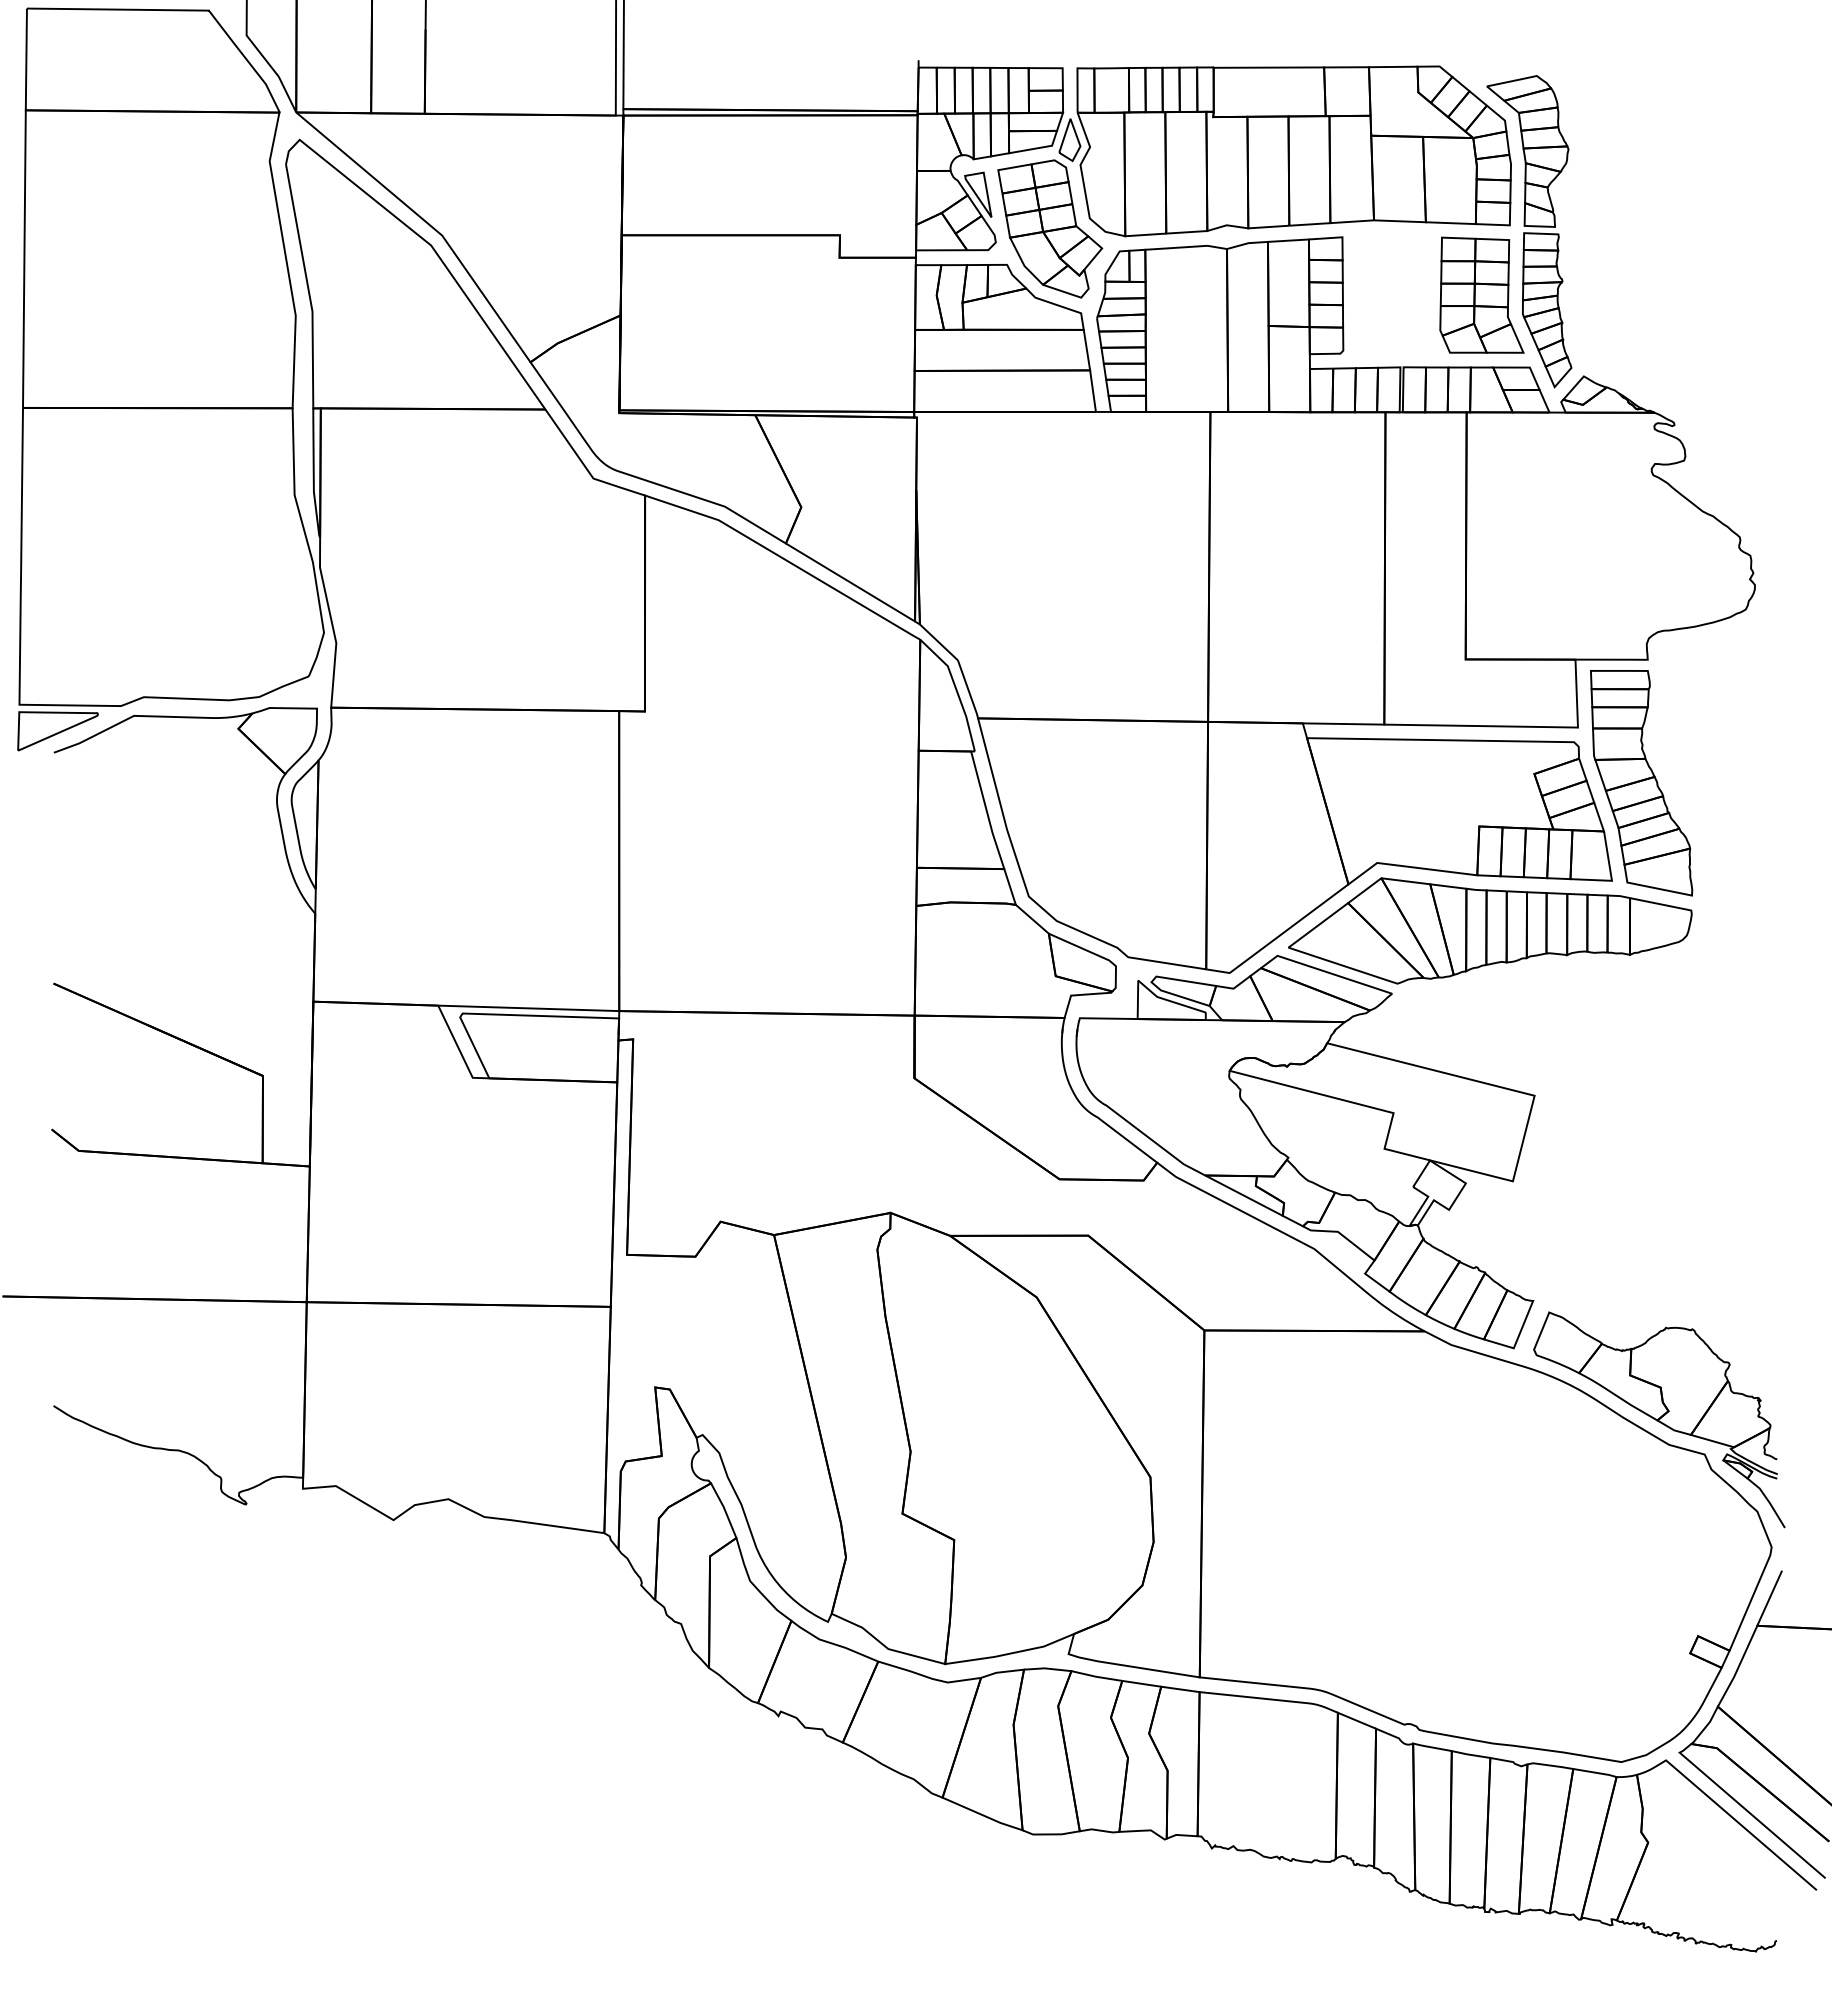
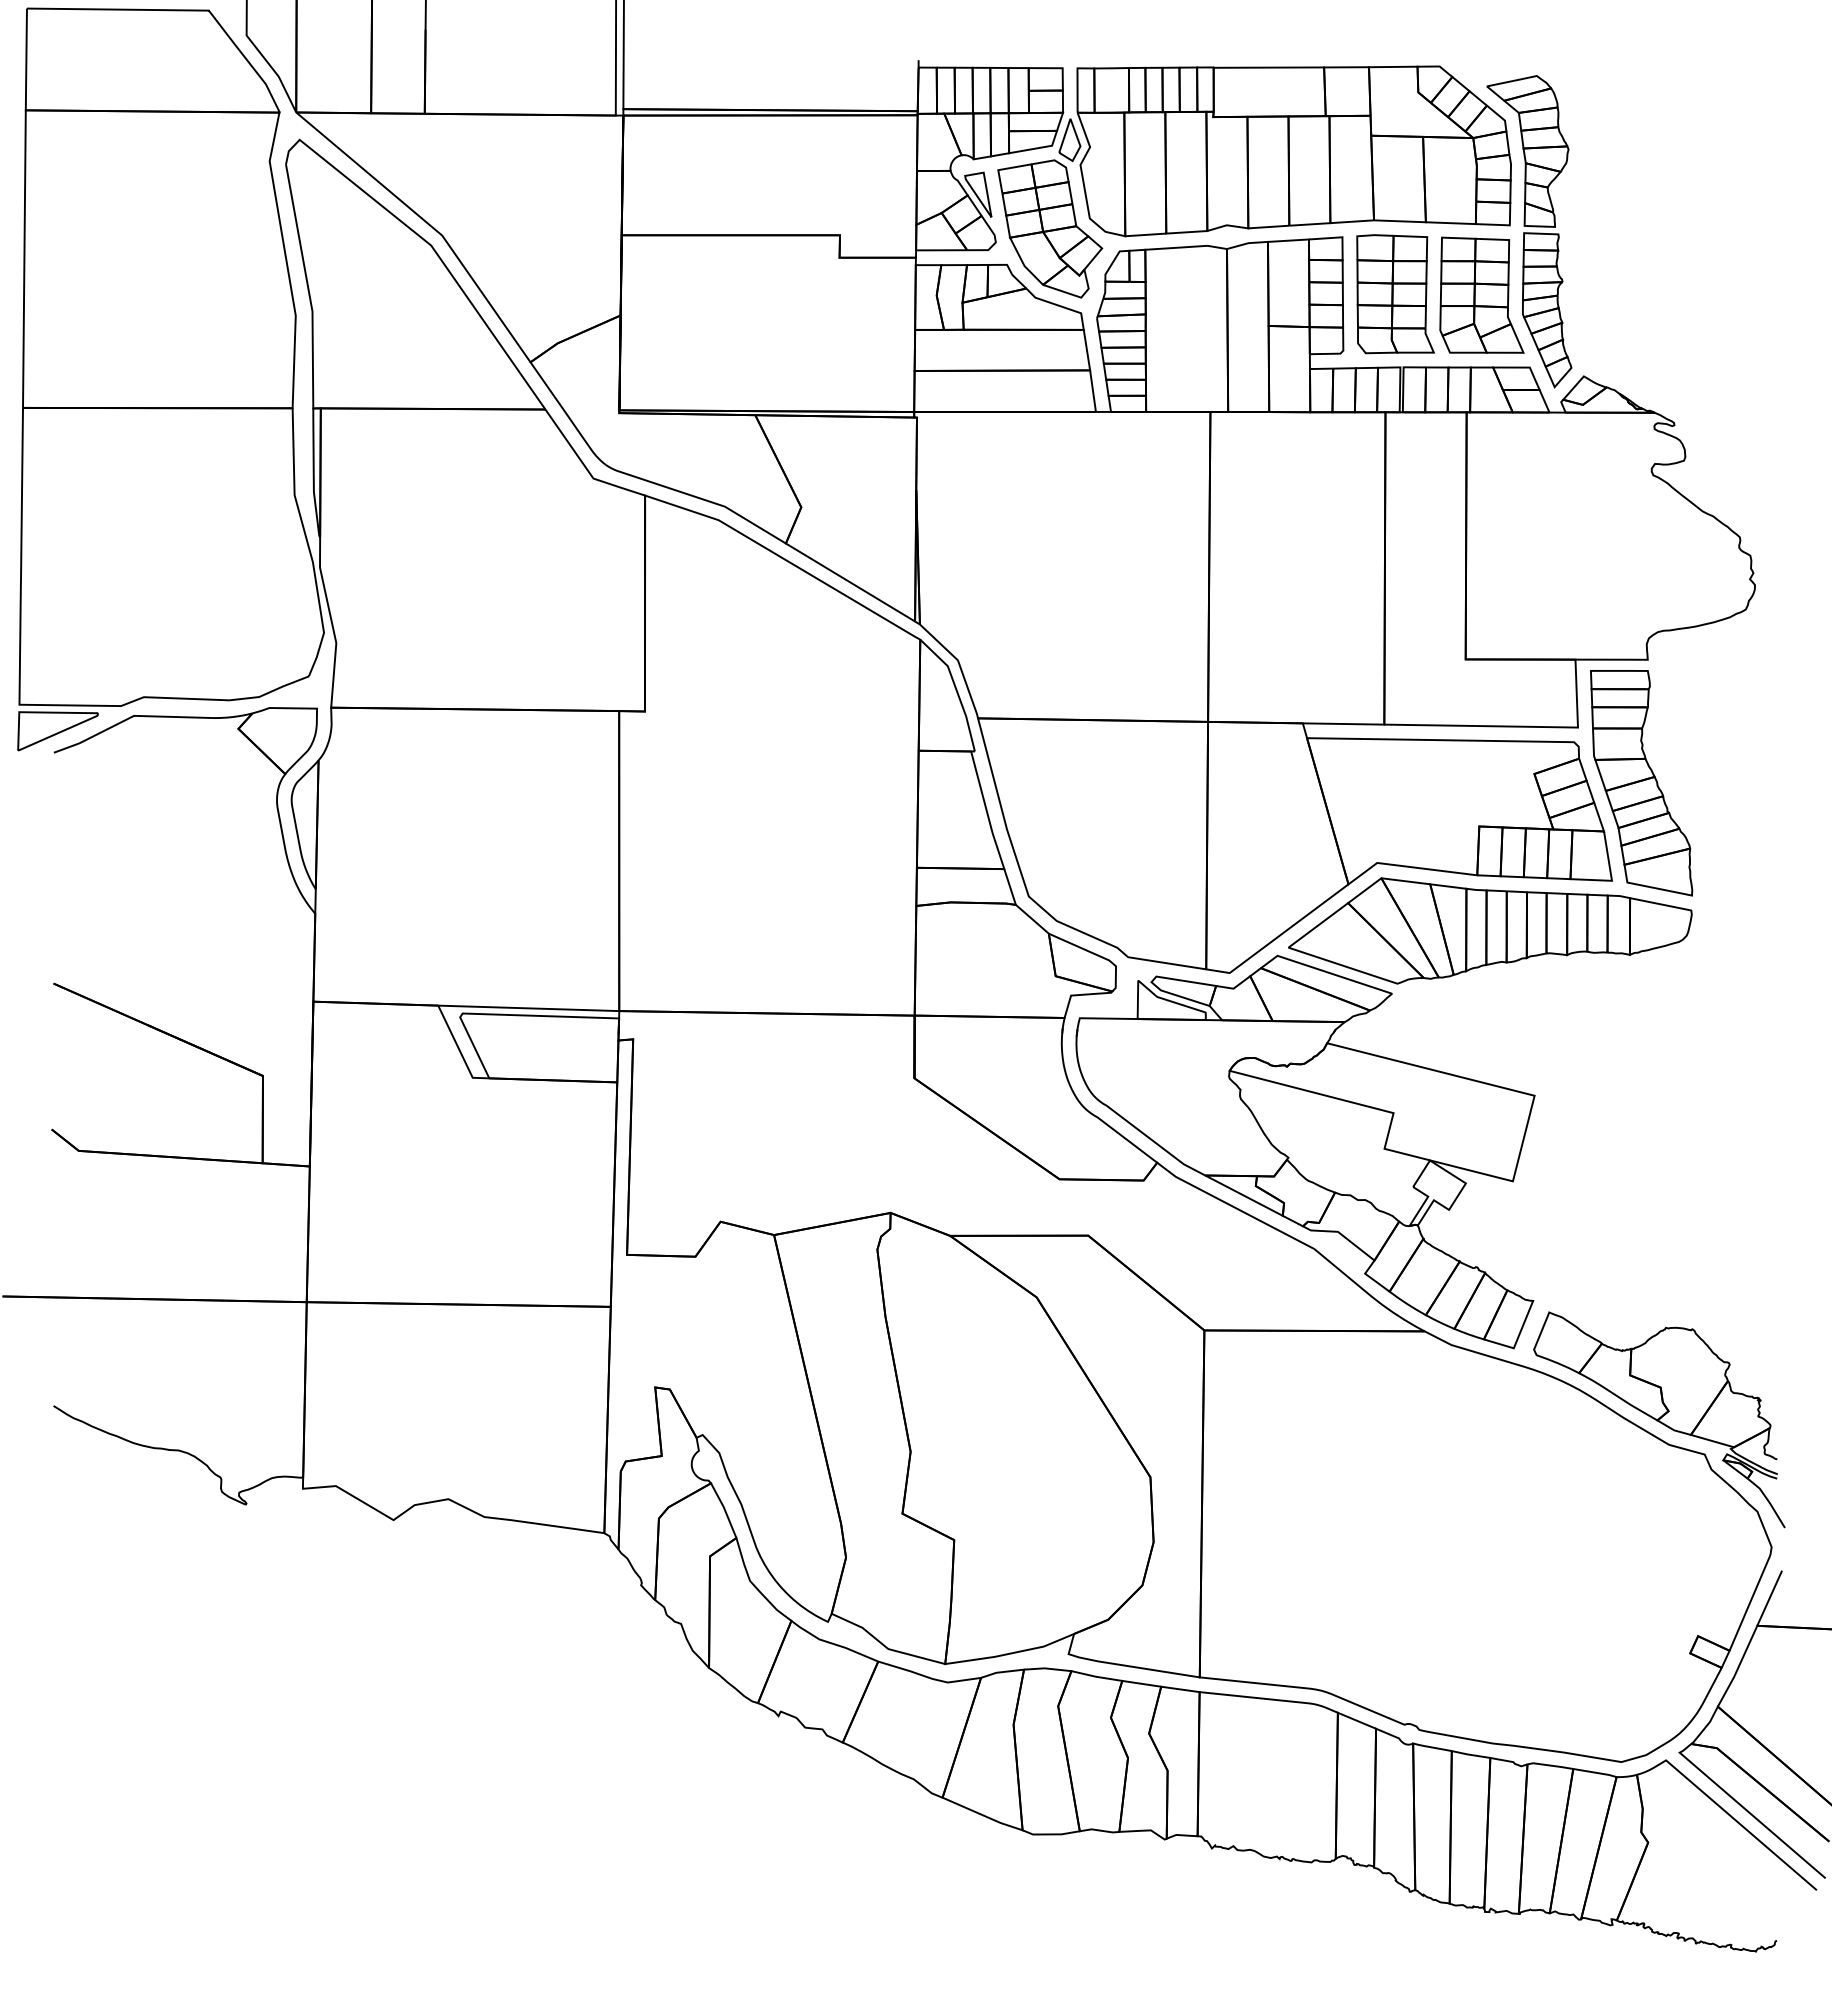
part: none -> present (1395, 294)
